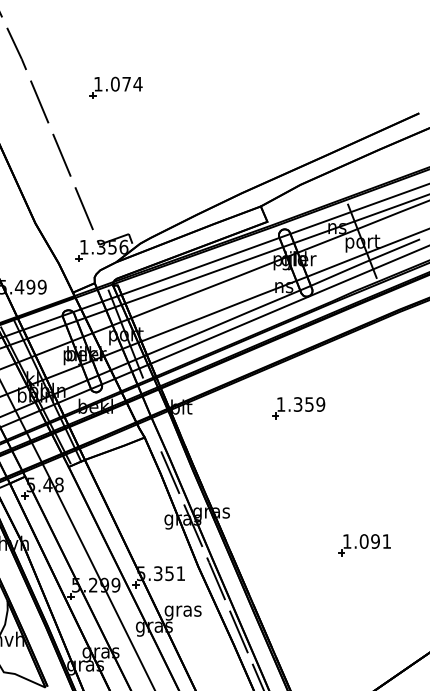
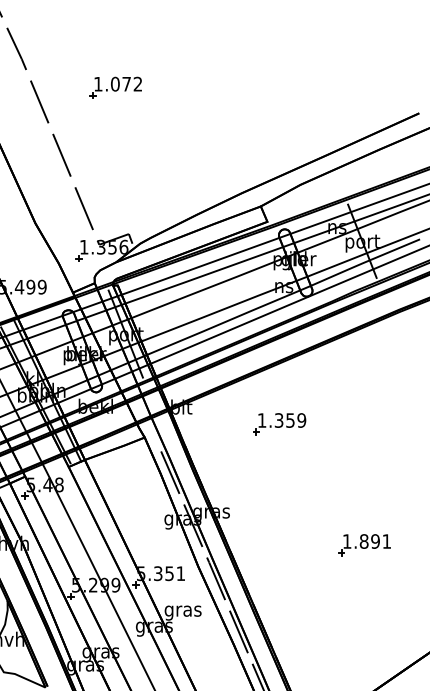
text: 1.074 -> 1.072 (137, 83)
part position: (298, 408) -> (279, 424) (279, 424)
text: 1.091 -> 1.891 (363, 541)
